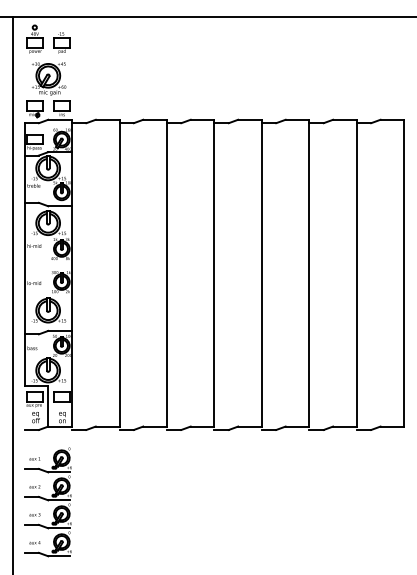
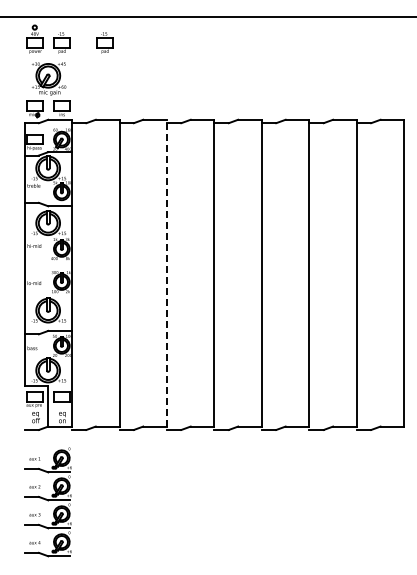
part: none -> present (104, 42)
line: solid -> dashed (166, 272)
line: present -> none (12, 294)
